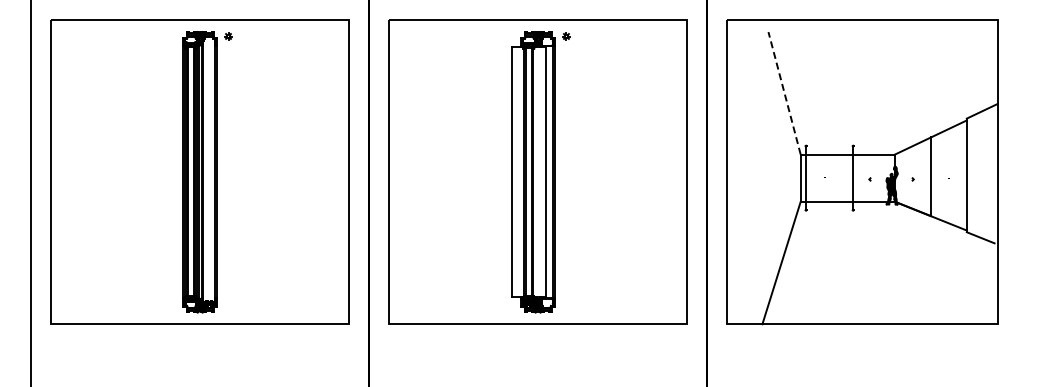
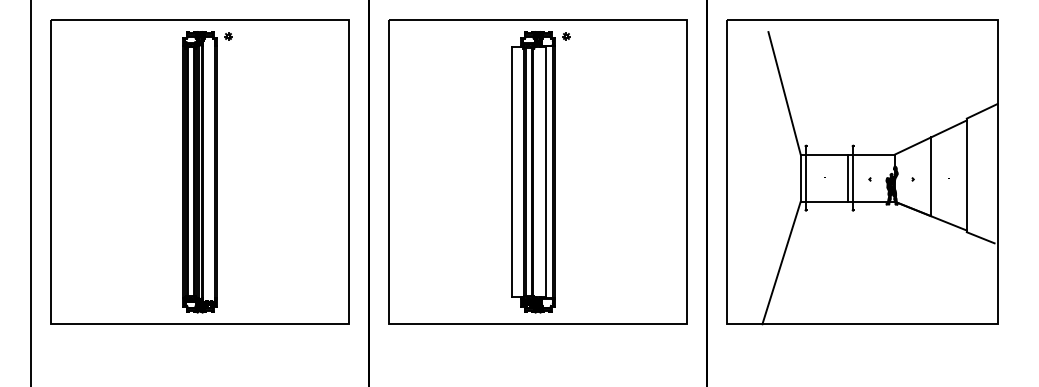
line: dashed -> solid (784, 92)
line: none -> present (847, 177)
